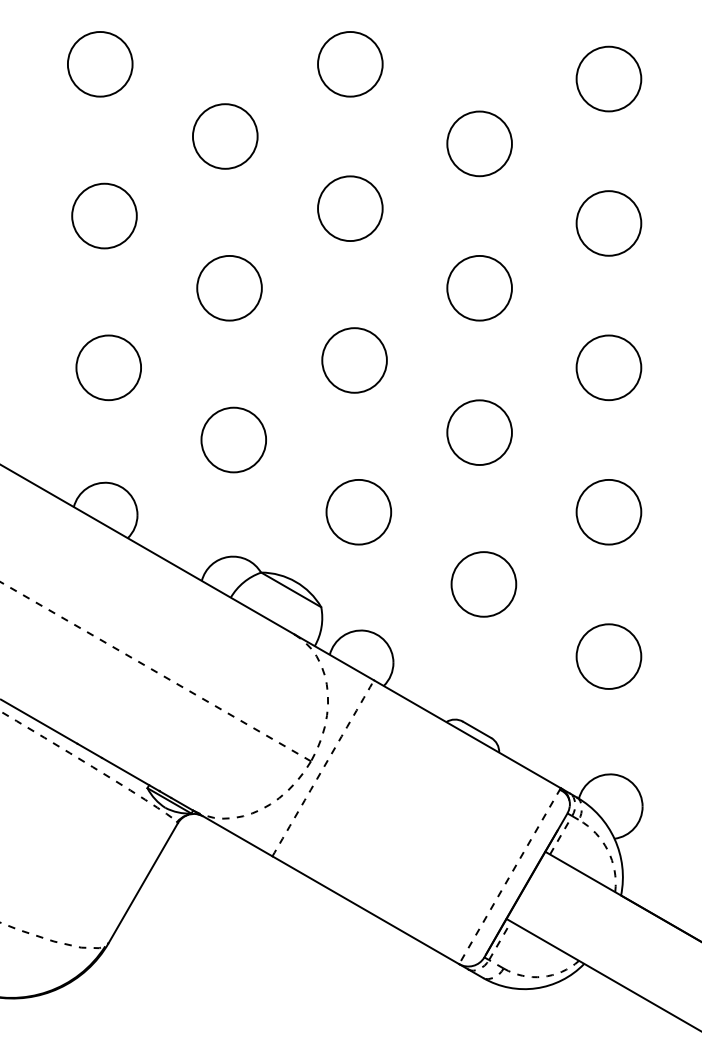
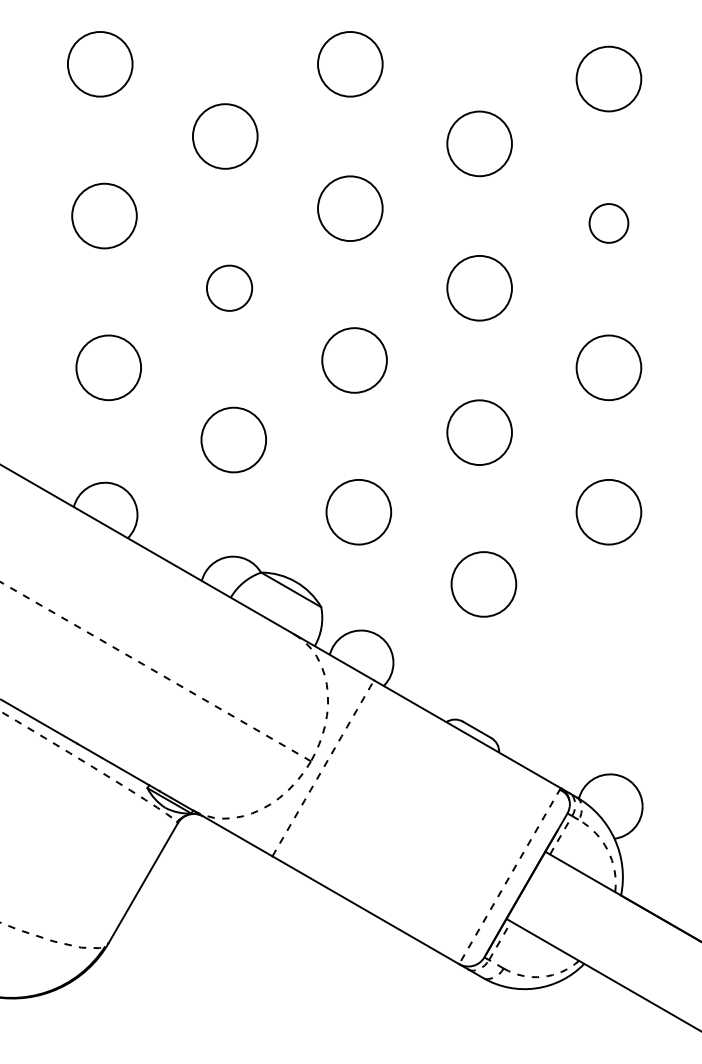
circle diameter: 65 px -> 39 px (608, 223)
circle diameter: 65 px -> 45 px (229, 287)
circle: present -> none (608, 656)
